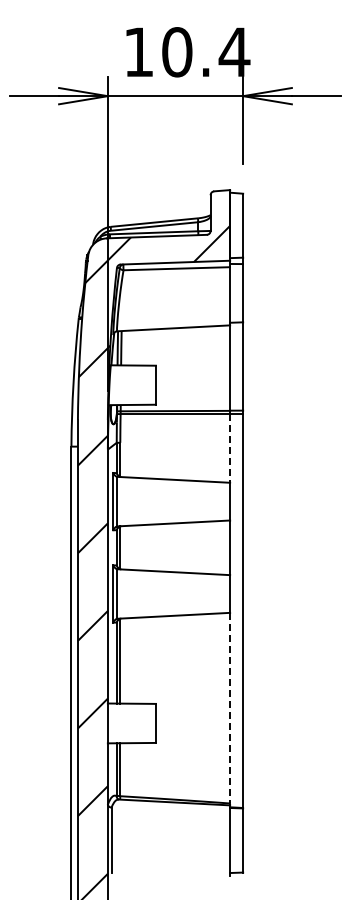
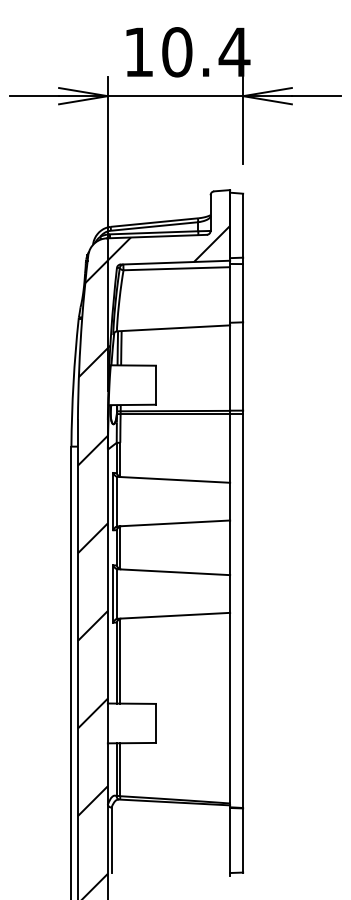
line: dashed -> solid (230, 448)
line: dashed -> solid (230, 708)
